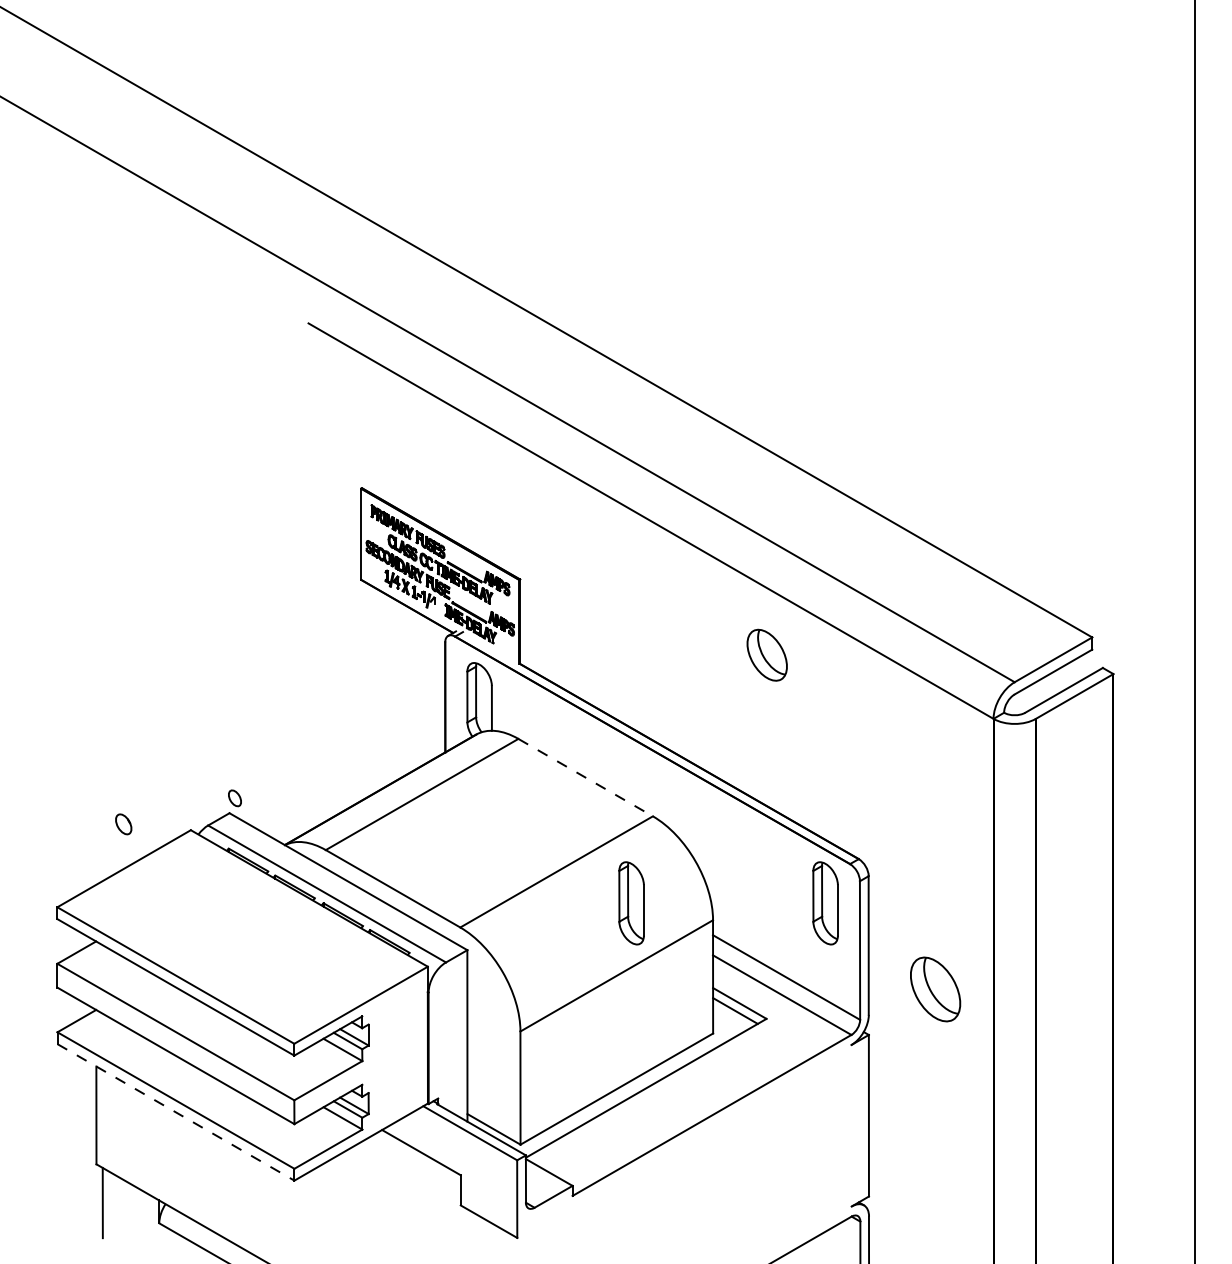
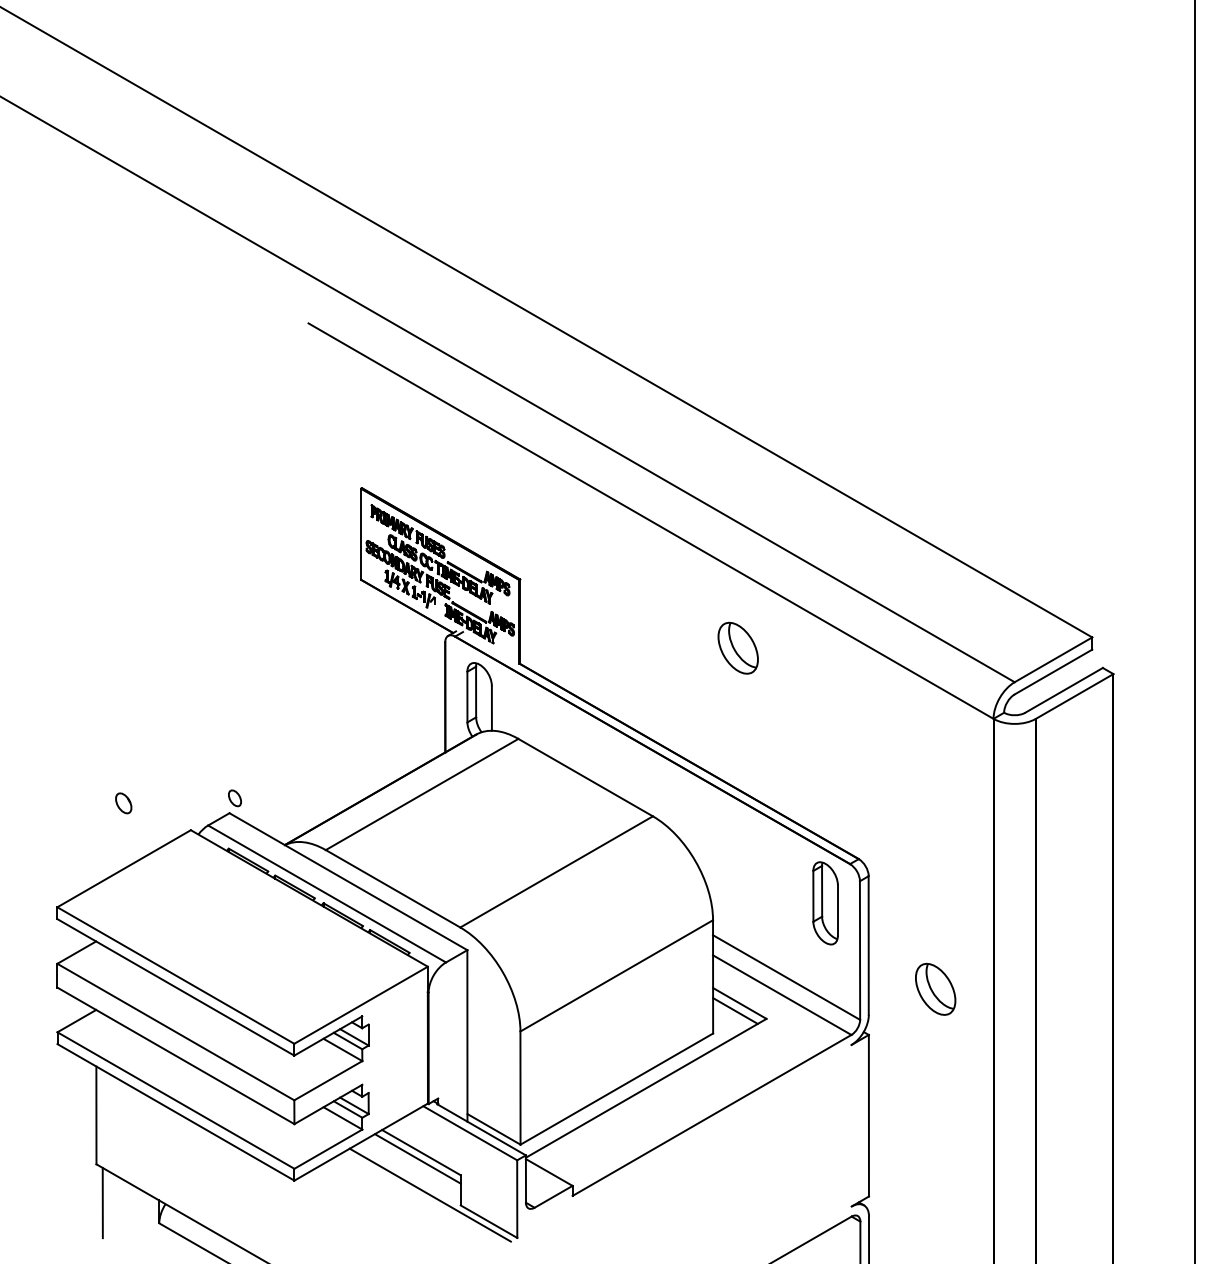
part position: (766, 654) -> (737, 647) (737, 647)
line: dashed -> solid (585, 777)
part position: (123, 824) -> (123, 803) (123, 803)
part: present -> none (631, 903)
part size: 52x67 px -> 42x54 px (935, 988)
line: dashed -> solid (175, 1112)
line: none -> present (417, 1158)
line: none -> present (429, 1194)
